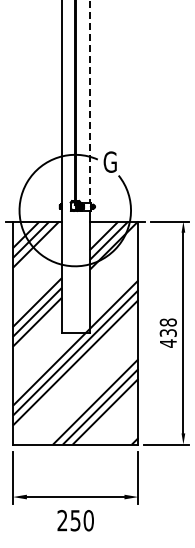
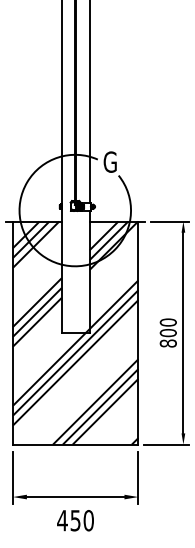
line: dashed -> solid (89, 101)
text: 438 -> 800 (167, 332)
text: 250 -> 450 (62, 520)
